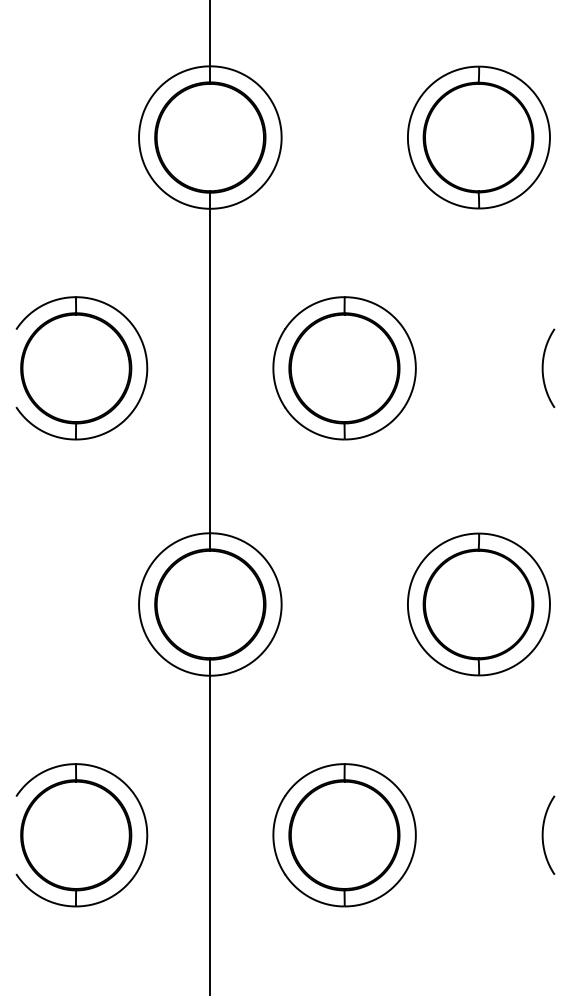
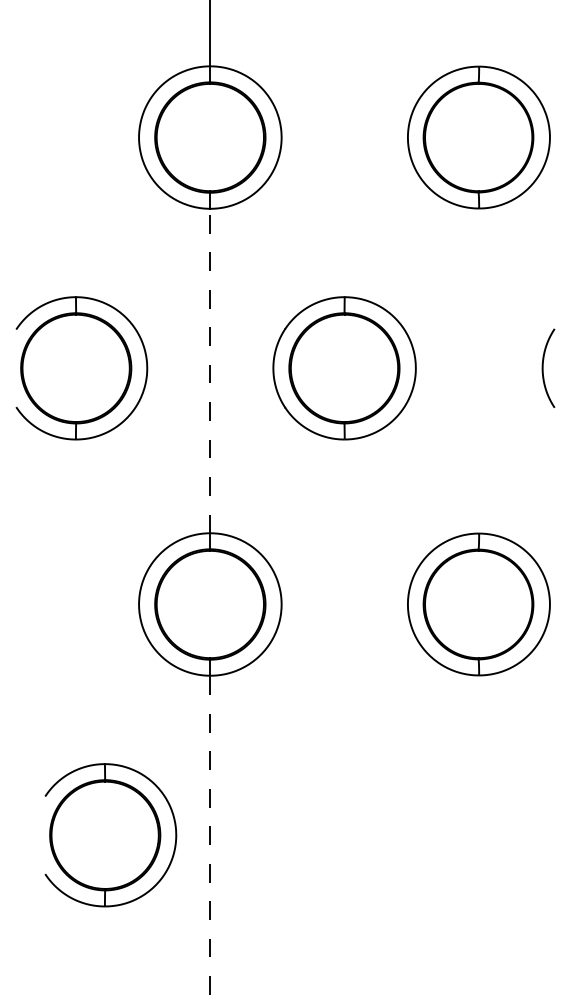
line: solid -> dashed (210, 370)
curve: present -> none (543, 834)
part position: (81, 835) -> (110, 835) (110, 835)
line: solid -> dashed (210, 835)
part: present -> none (344, 835)
